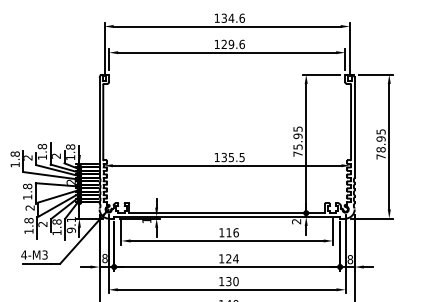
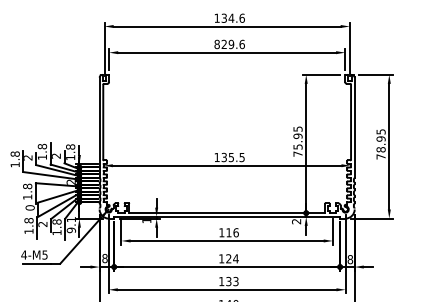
text: 129.6 -> 829.6 (216, 44)
text: 2 -> 0 (29, 207)
text: 4-M3 -> 4-M5 (44, 254)
text: 130 -> 133 (235, 281)
